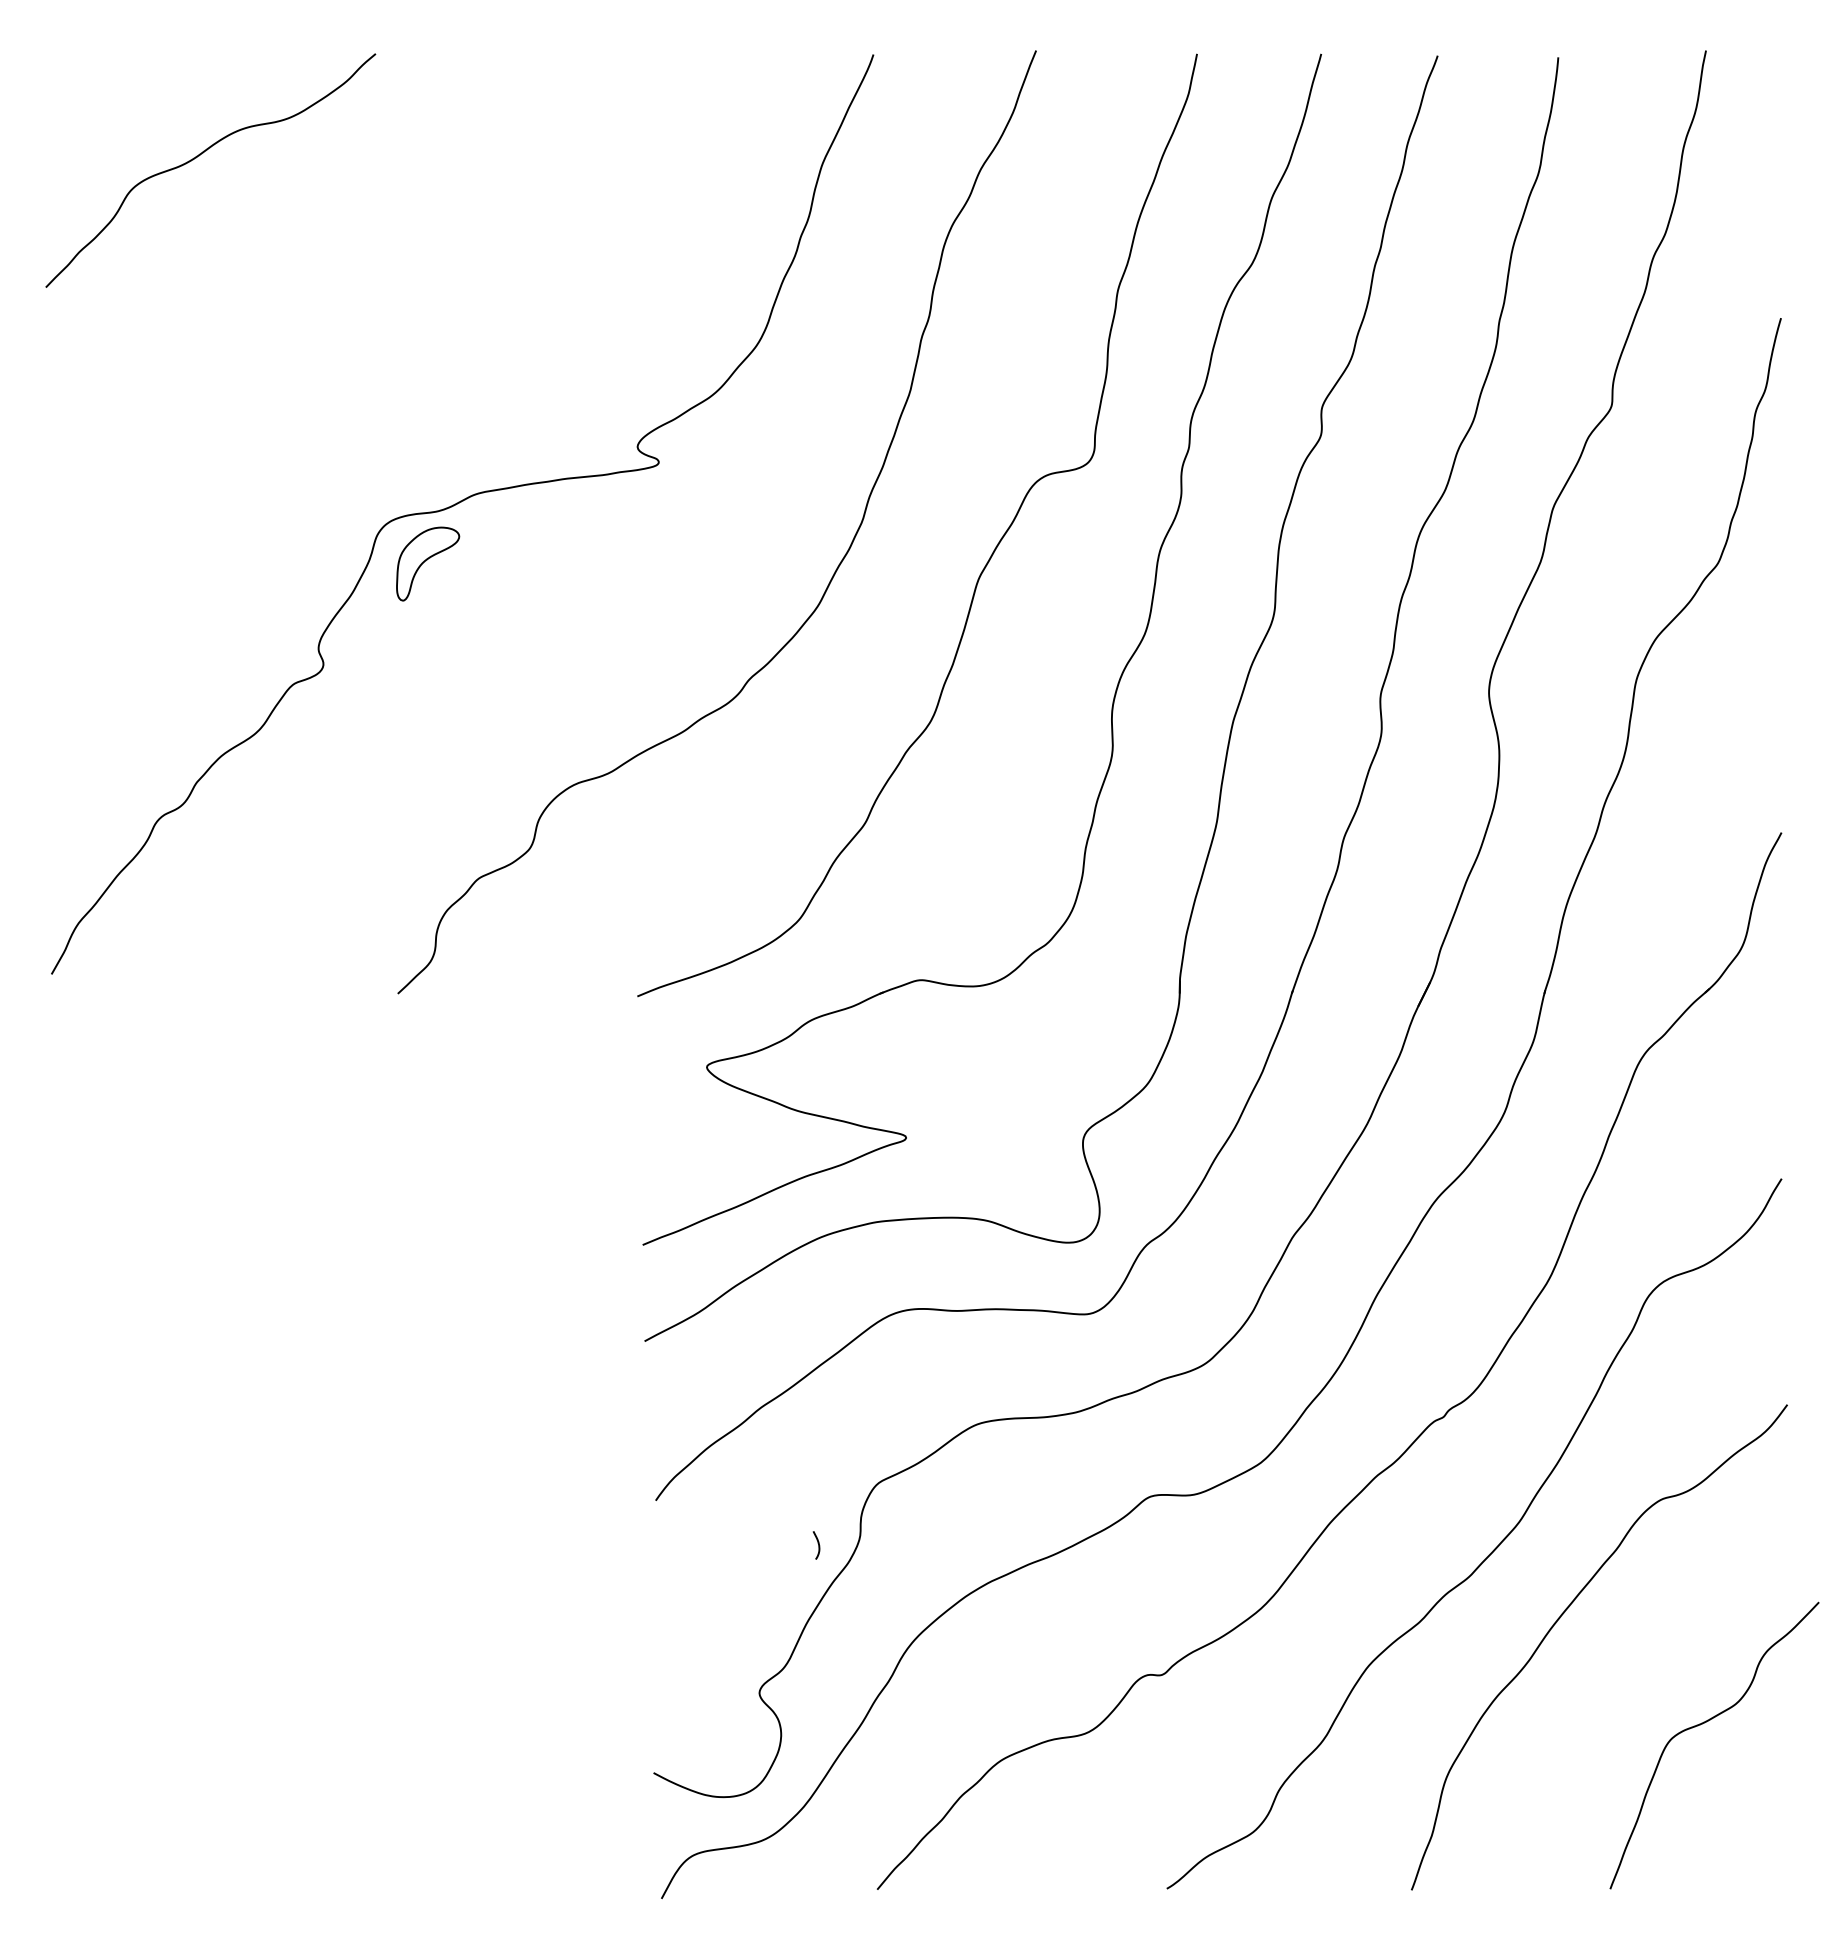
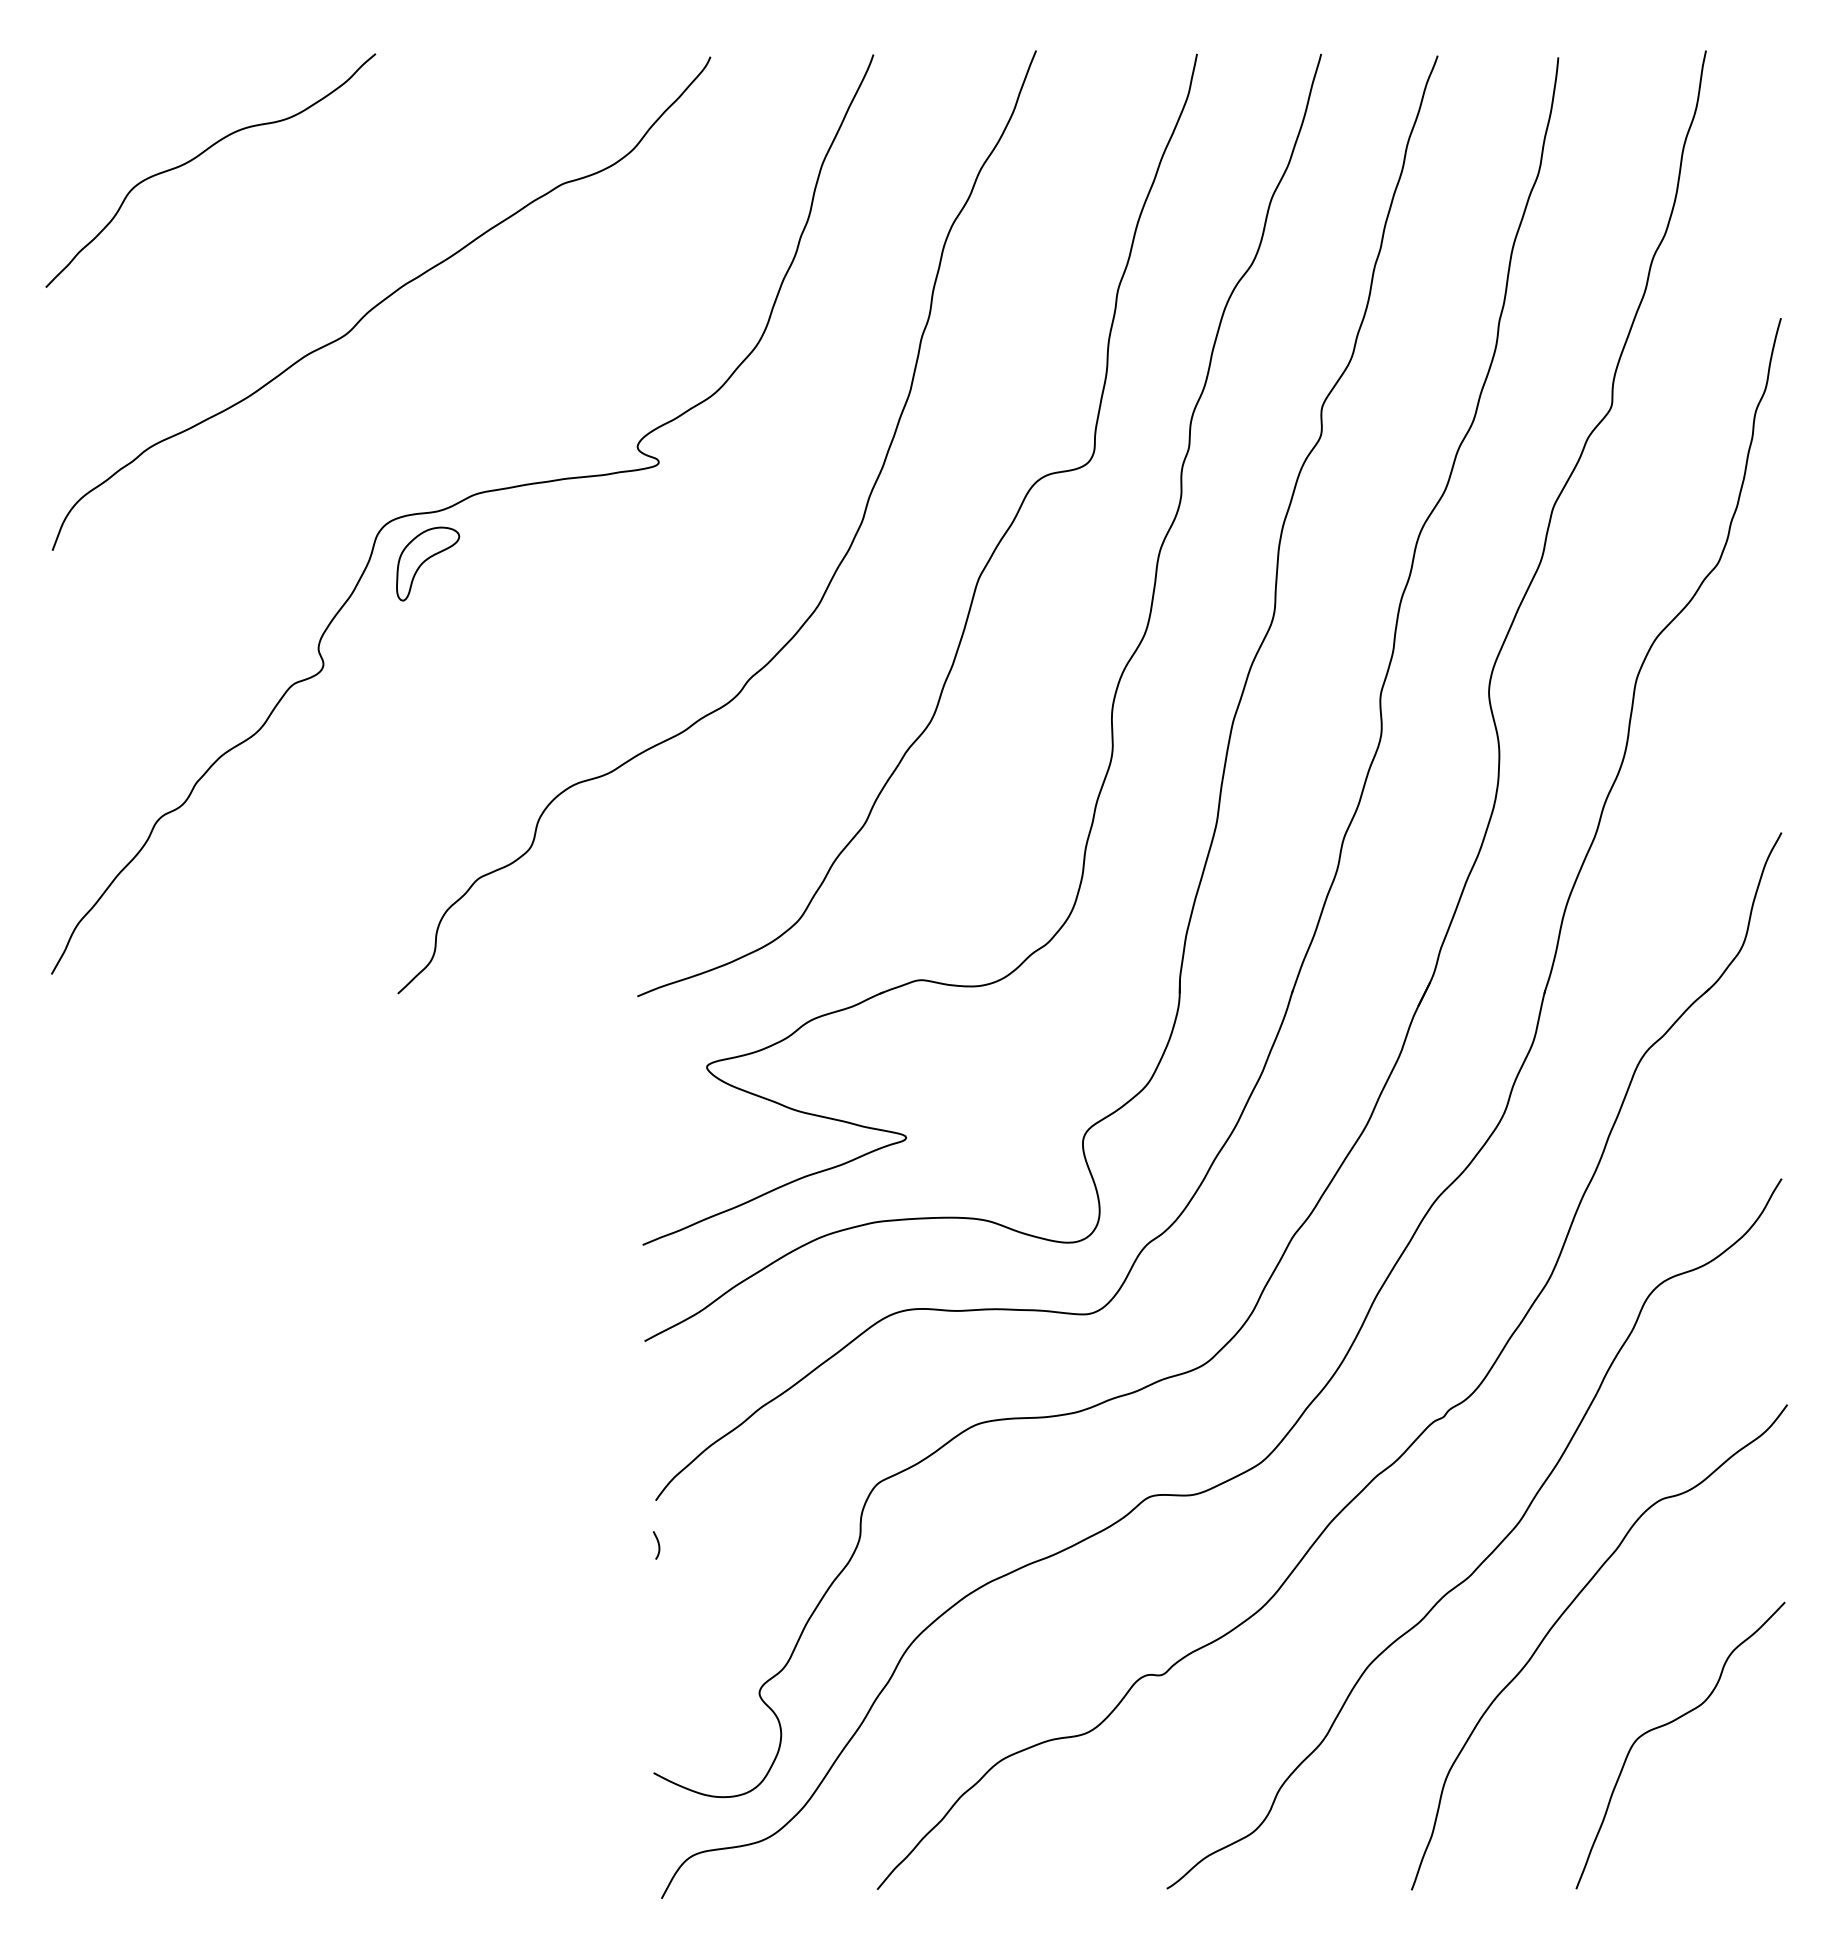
curve: none -> present (381, 303)
curve position: (818, 1545) -> (658, 1545) (658, 1545)
curve position: (1704, 1723) -> (1670, 1723) (1670, 1723)
